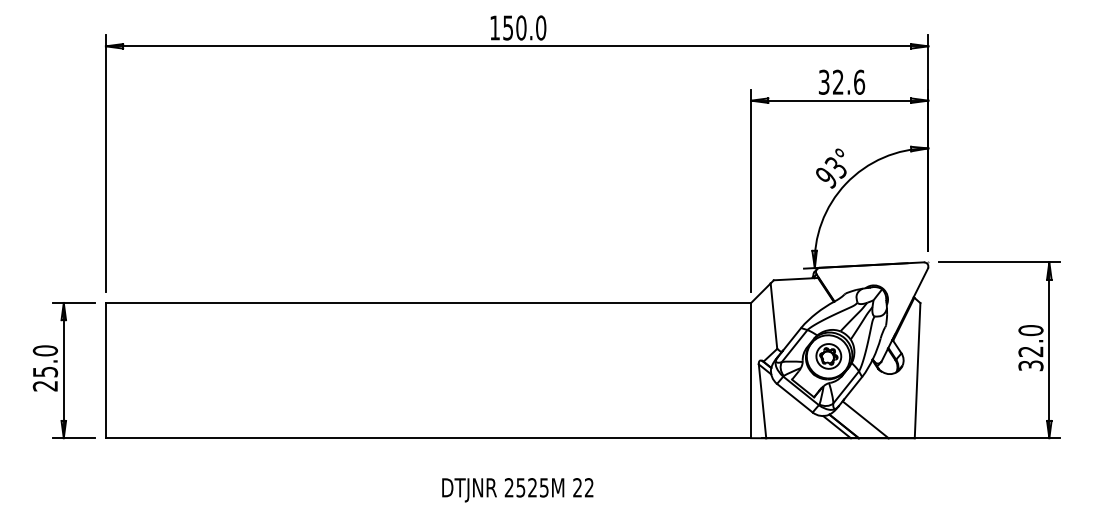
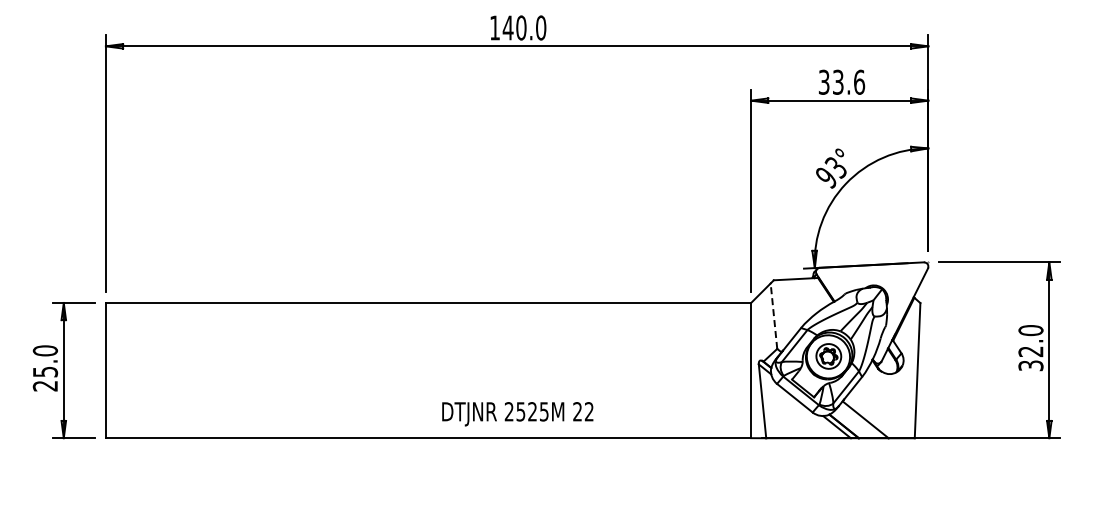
text: 150.0 -> 140.0 (507, 27)
text: 32.6 -> 33.6 (838, 82)
line: solid -> dashed (773, 316)
text position: (517, 490) -> (517, 414) (517, 414)
